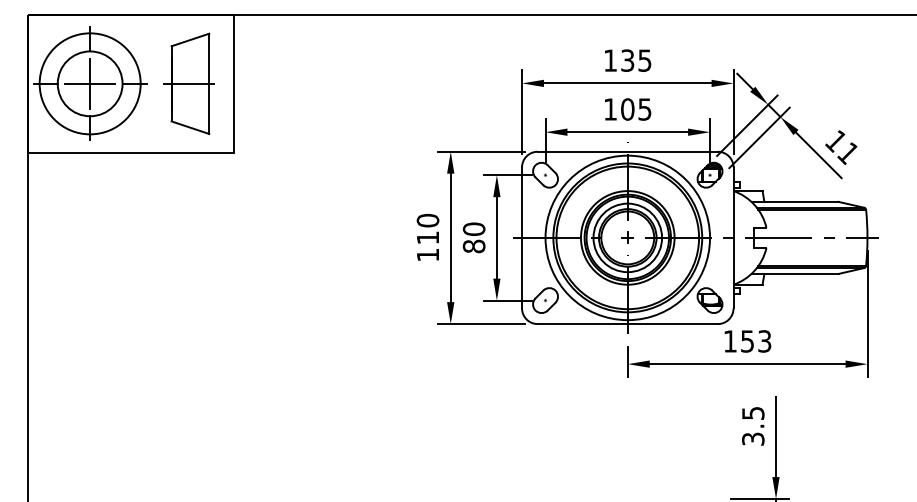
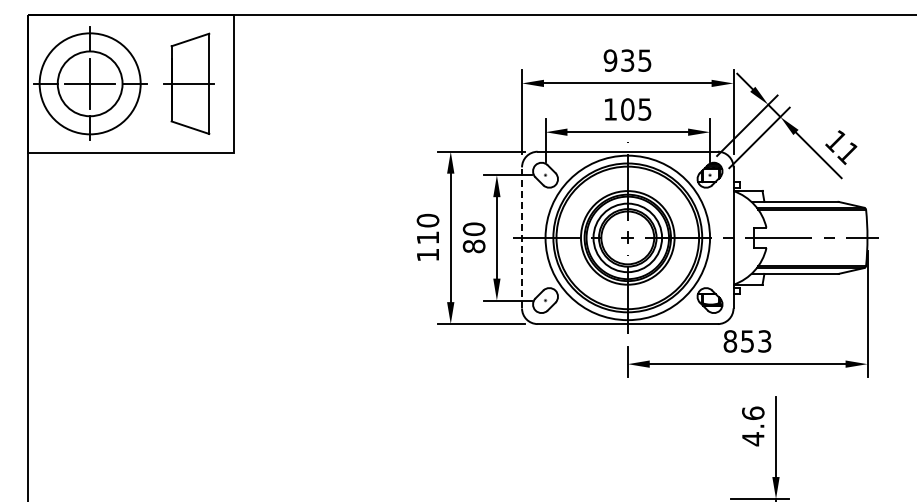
text: 135 -> 935 (610, 60)
line: solid -> dashed (522, 237)
text: 153 -> 853 (730, 341)
text: 3.5 -> 4.6 (753, 426)
